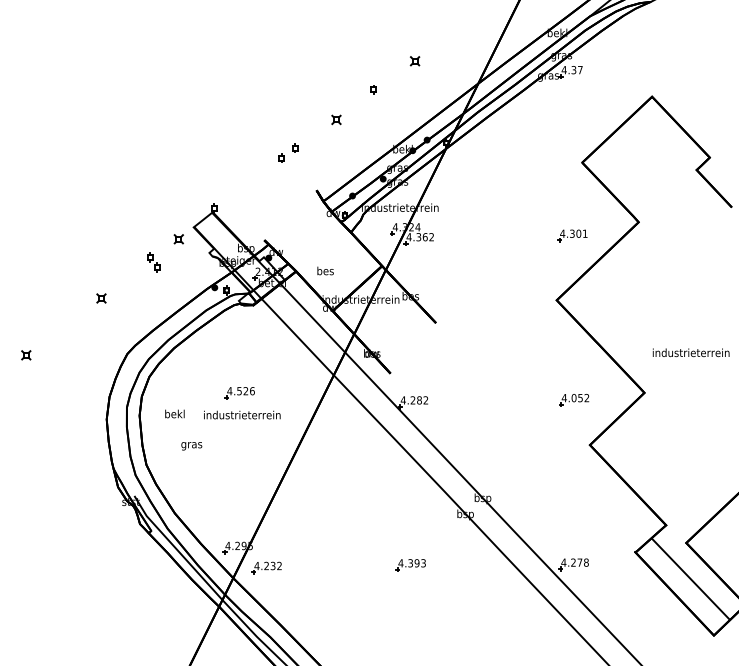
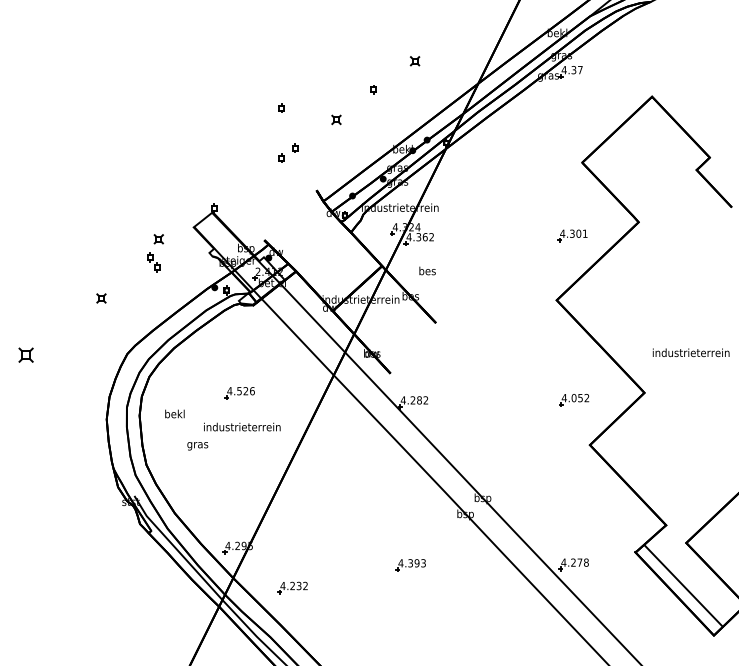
part: none -> present (281, 107)
part position: (178, 239) -> (158, 239) (158, 239)
text position: (325, 270) -> (427, 270) (427, 270)
part size: 11x11 px -> 16x16 px (25, 354)
text position: (242, 414) -> (242, 426) (242, 426)
text position: (191, 446) -> (197, 446) (197, 446)
part position: (266, 567) -> (292, 587) (292, 587)
line position: (690, 578) -> (683, 585) (683, 585)
